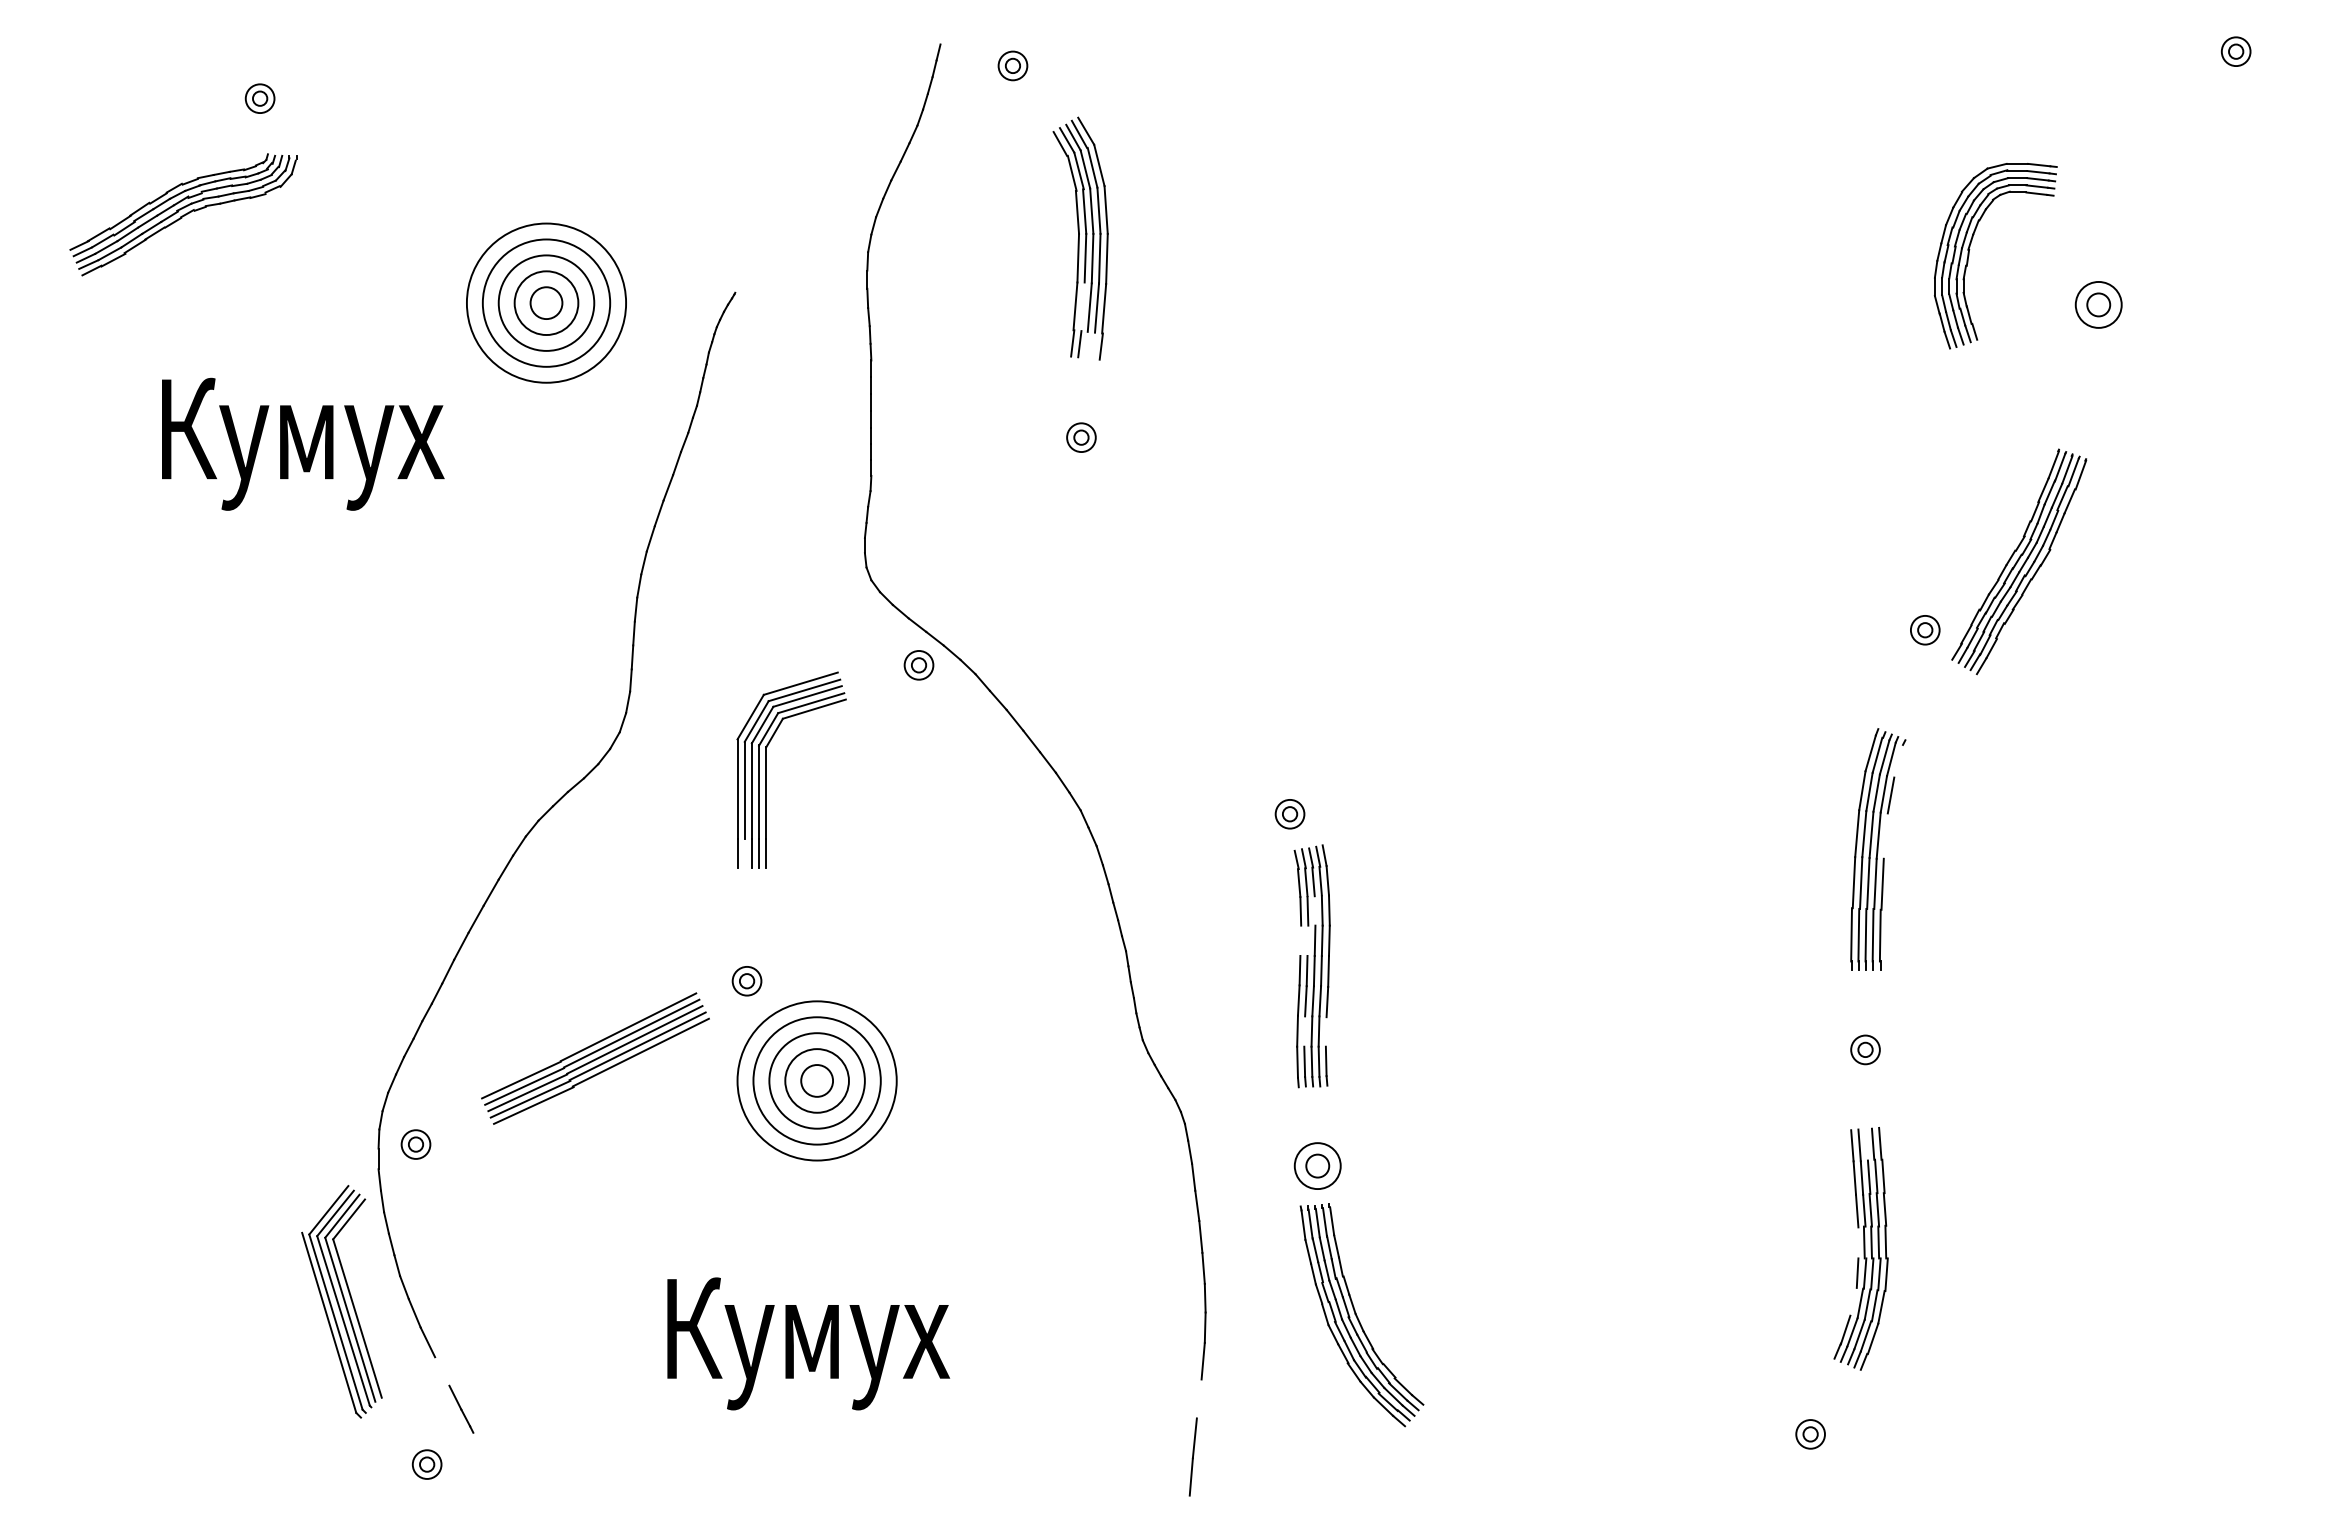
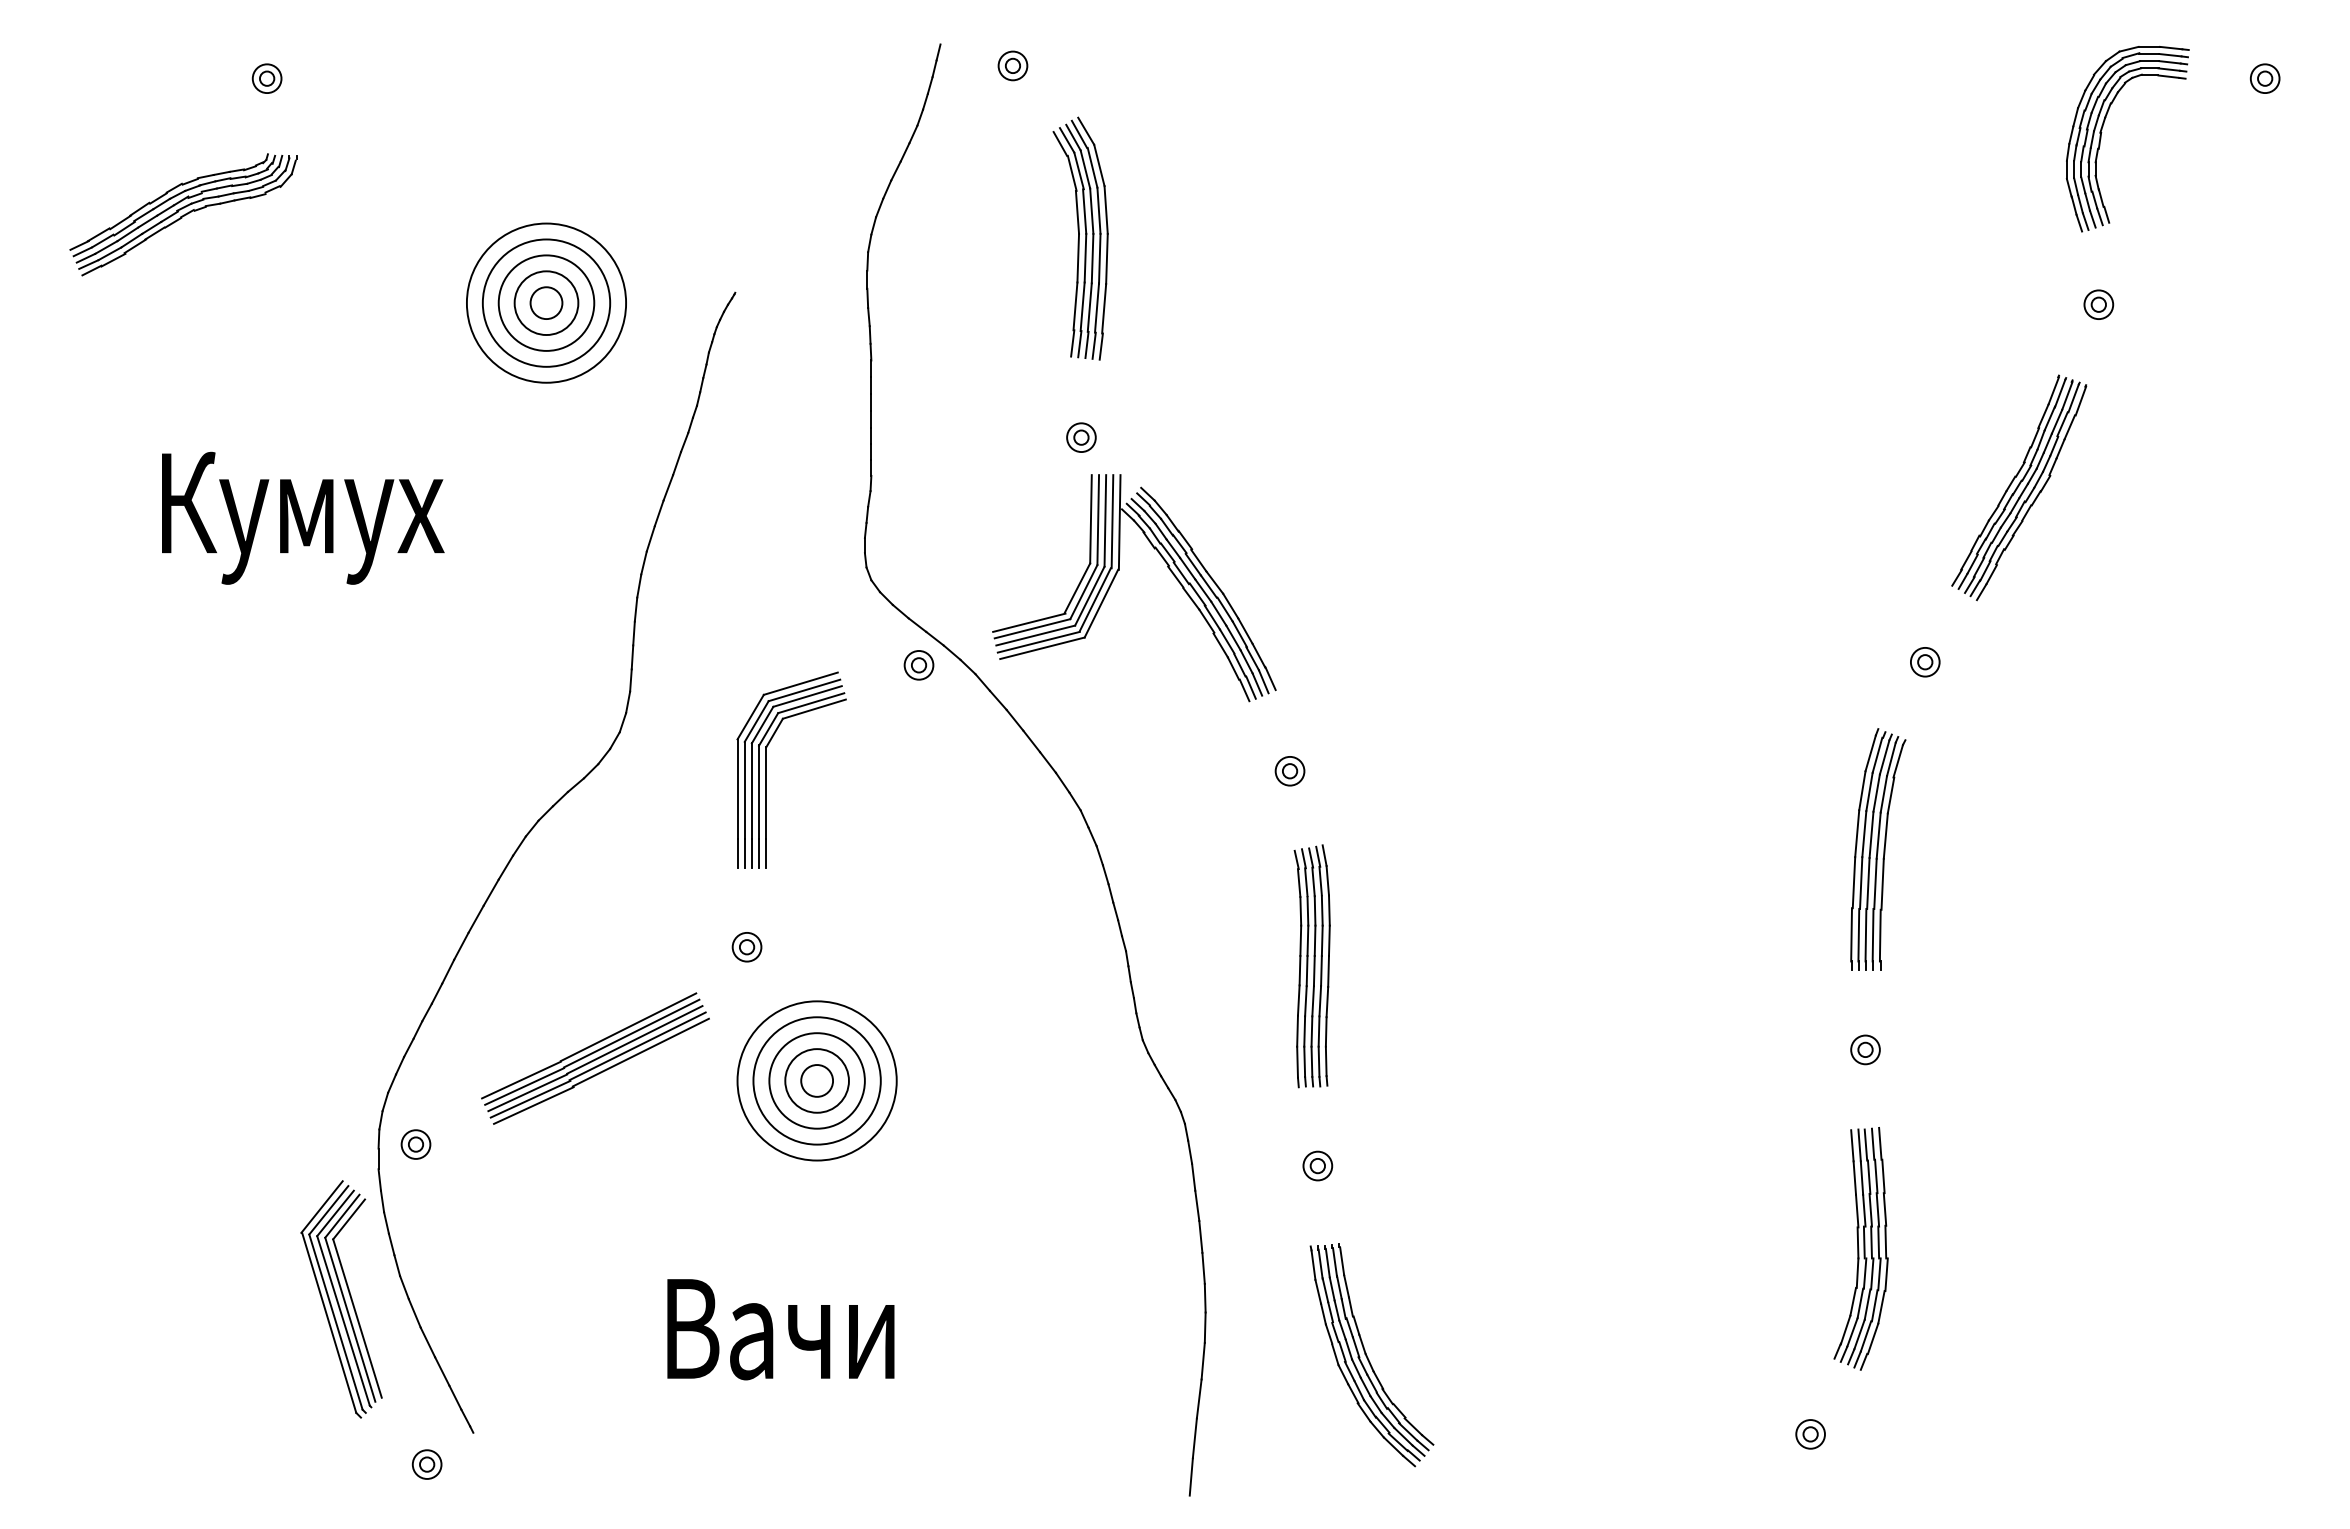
part position: (2235, 51) -> (2264, 78) (2264, 78)
part position: (259, 98) -> (266, 78) (266, 78)
part position: (1970, 249) -> (2102, 132) (2102, 132)
part size: 49x48 px -> 32x31 px (2098, 304)
line: none -> present (1082, 306)
line: none -> present (1086, 344)
line: none -> present (1093, 345)
text position: (303, 443) -> (303, 517) (303, 517)
part position: (2019, 561) -> (2019, 487) (2019, 487)
part: none -> present (1114, 579)
part position: (1925, 630) -> (1925, 662) (1925, 662)
line: none -> present (1897, 760)
part position: (1289, 814) -> (1289, 771) (1289, 771)
line: none -> present (1885, 835)
line: none -> present (744, 852)
line: none -> present (1314, 910)
line: none -> present (1300, 940)
line: none -> present (1307, 940)
part position: (746, 981) -> (746, 947) (746, 947)
line: none -> present (1304, 1031)
line: none -> present (1325, 1031)
line: none -> present (1865, 1144)
part size: 49x48 px -> 32x32 px (1317, 1165)
line: none -> present (321, 1206)
line: none -> present (1857, 1242)
line: none -> present (1853, 1301)
part position: (1361, 1315) -> (1371, 1355) (1371, 1355)
text: Кумух -> Вачи (813, 1343)
line: none -> present (442, 1371)
line: none -> present (1198, 1398)
